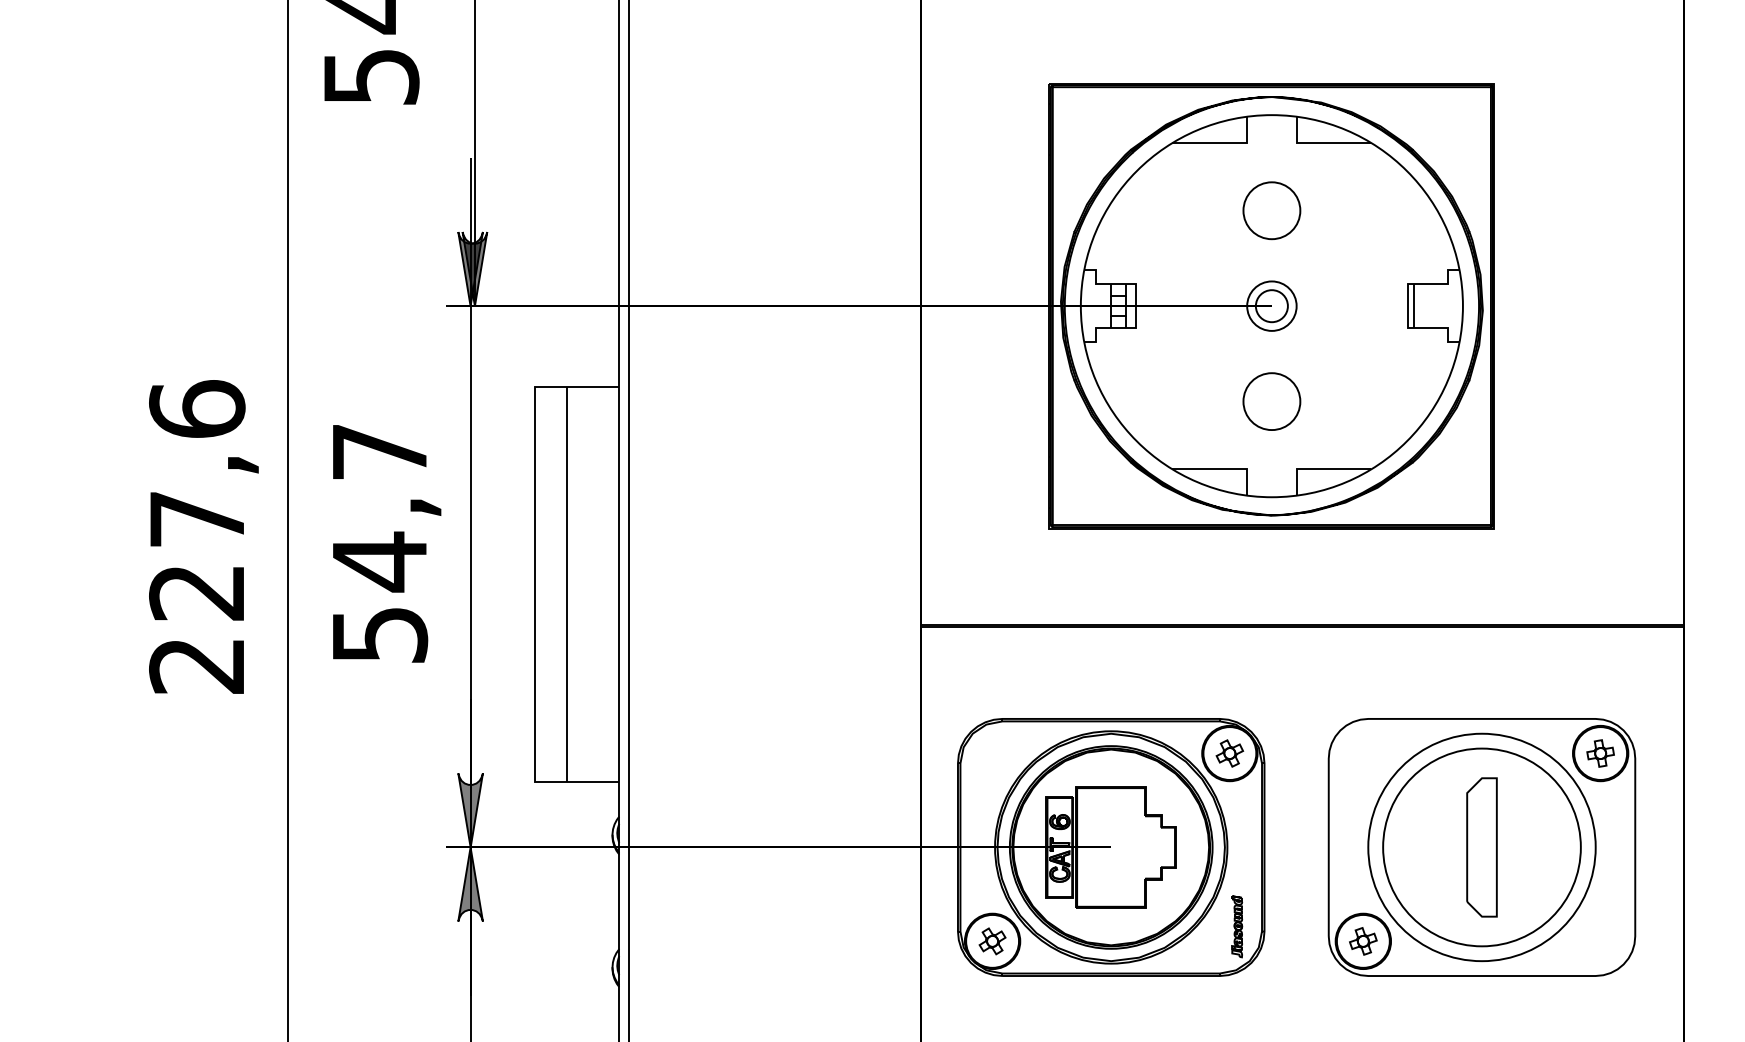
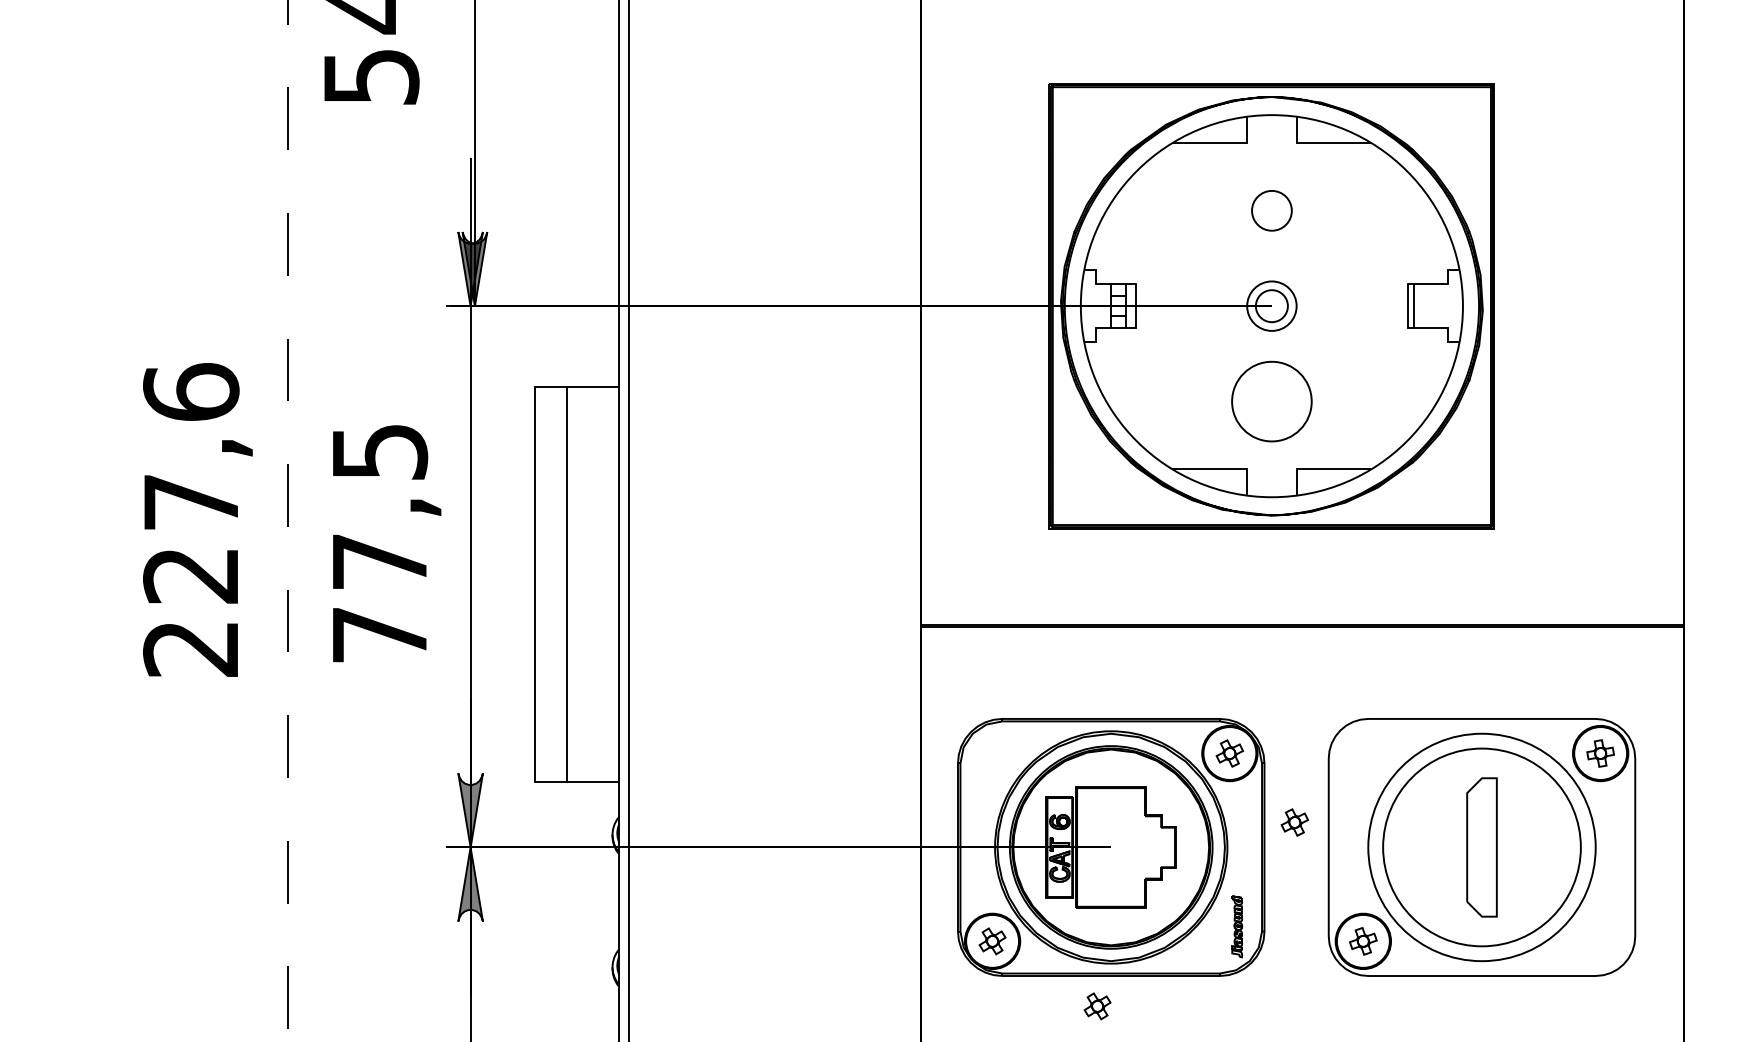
circle size: 60x60 px -> 42x42 px (1271, 210)
circle diameter: 57 px -> 80 px (1271, 401)
line: solid -> dashed (288, 521)
text position: (203, 536) -> (197, 519) (197, 519)
text: 54,7 -> 77,5 (380, 543)
part: none -> present (1294, 822)
part: none -> present (1097, 1006)
